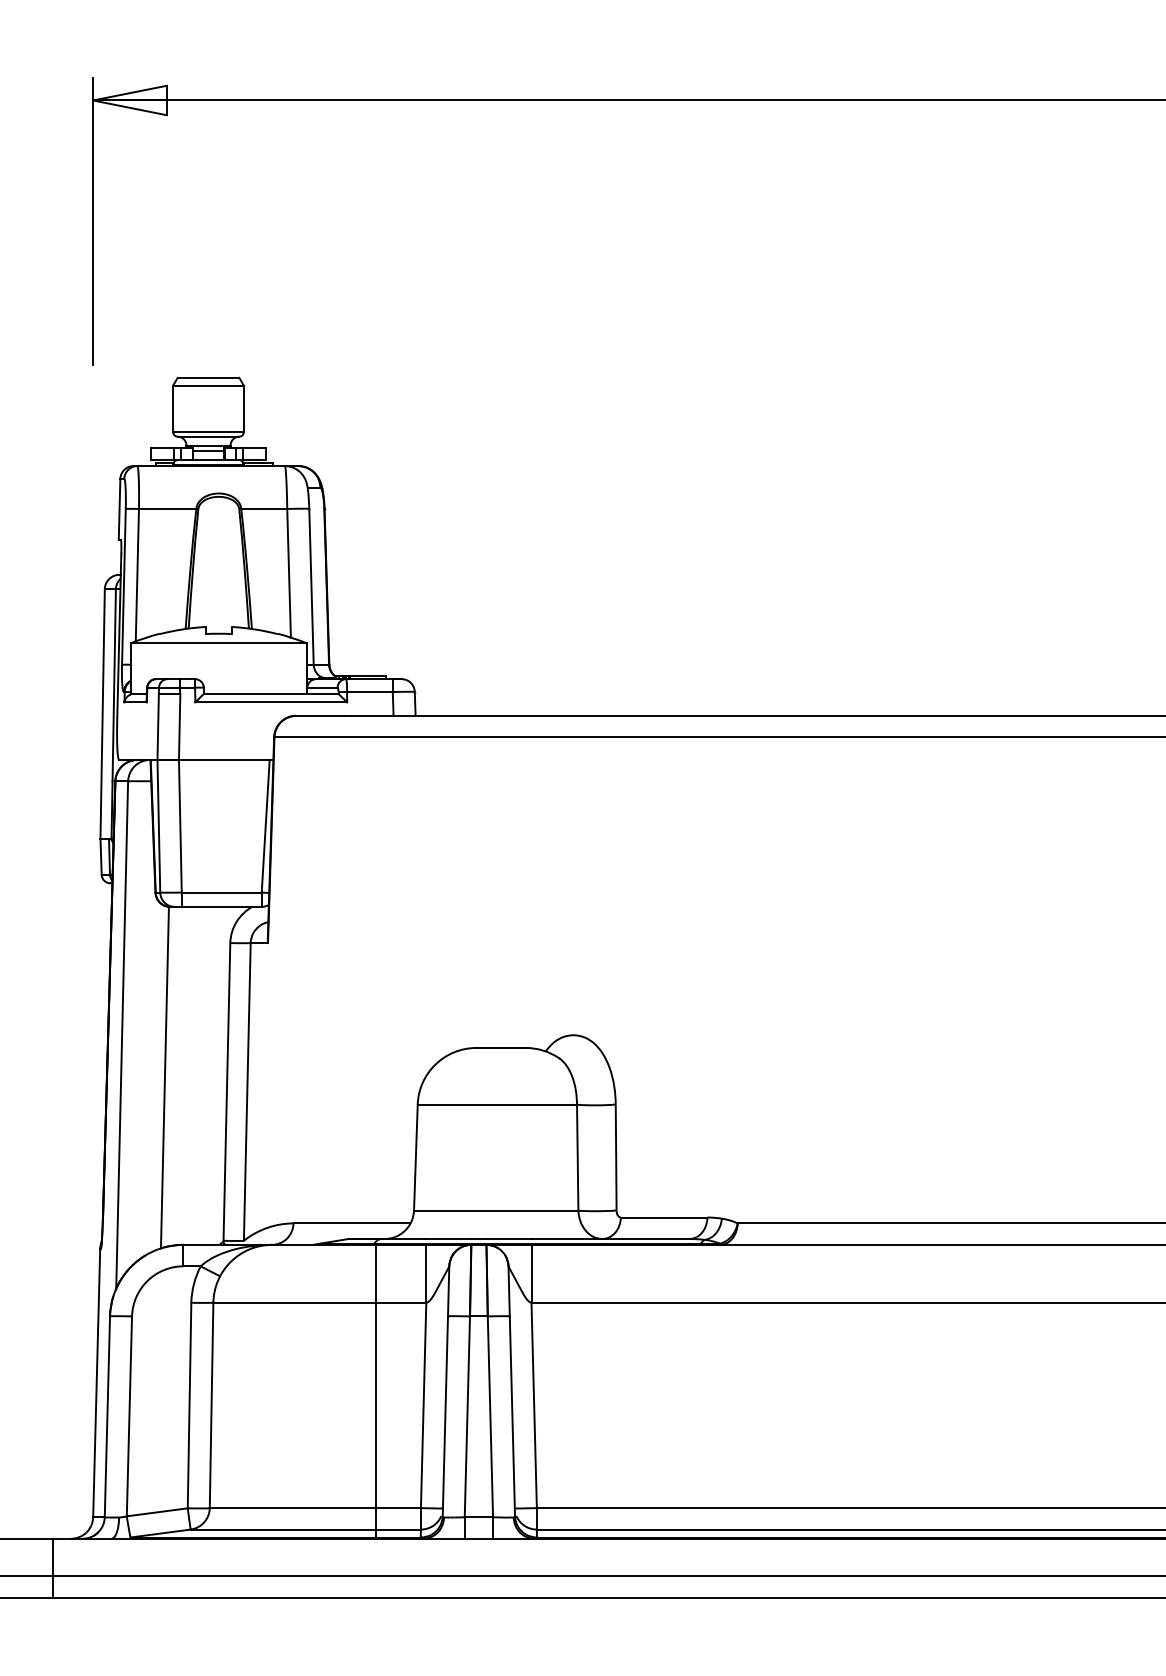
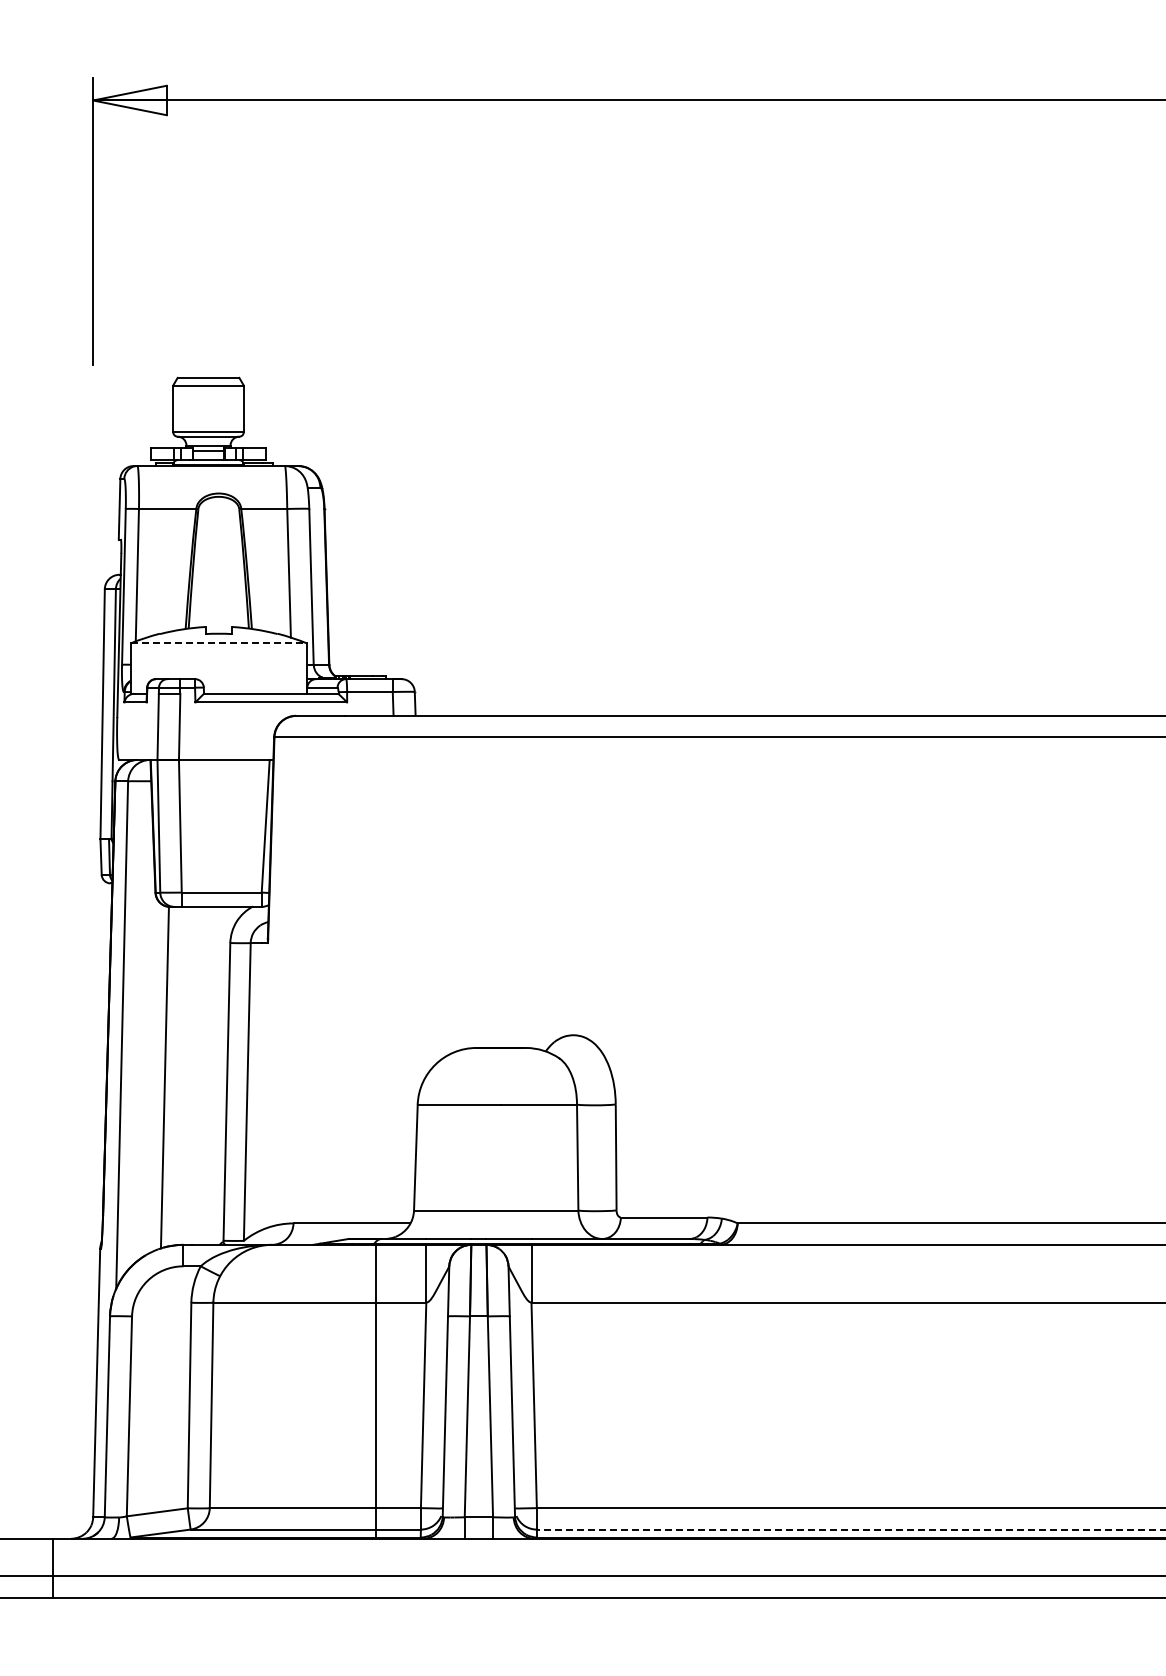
line: solid -> dashed (219, 643)
line: solid -> dashed (850, 1529)
